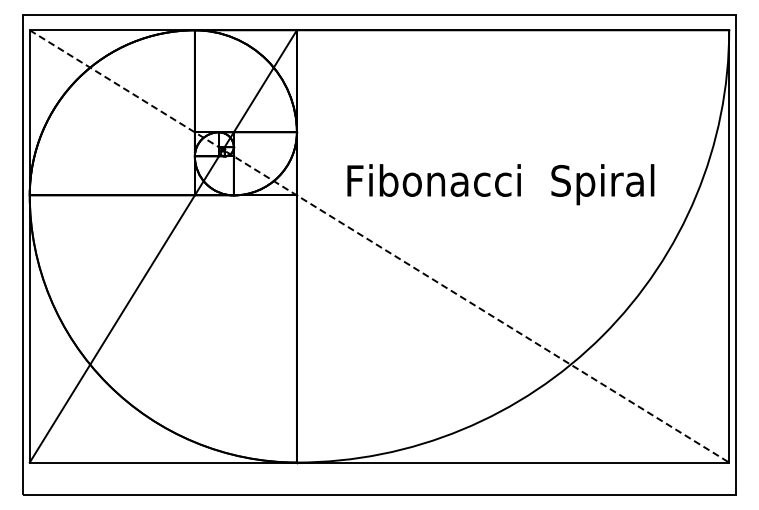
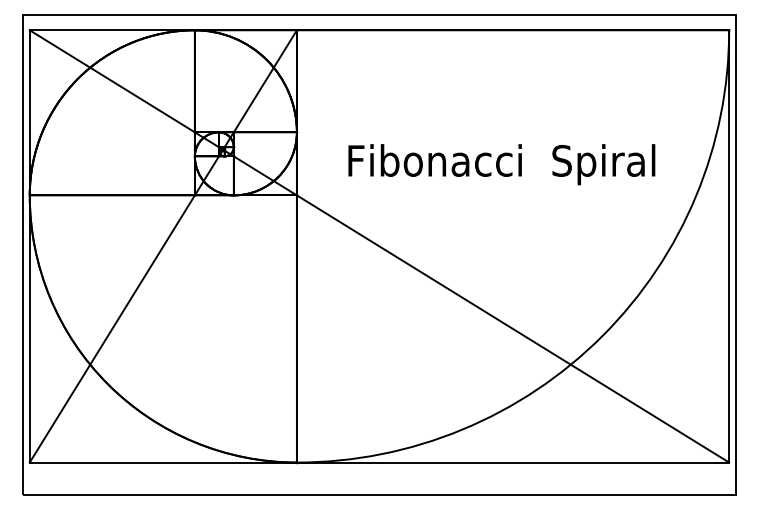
text position: (500, 184) -> (501, 164) (501, 164)
line: dashed -> solid (379, 246)
